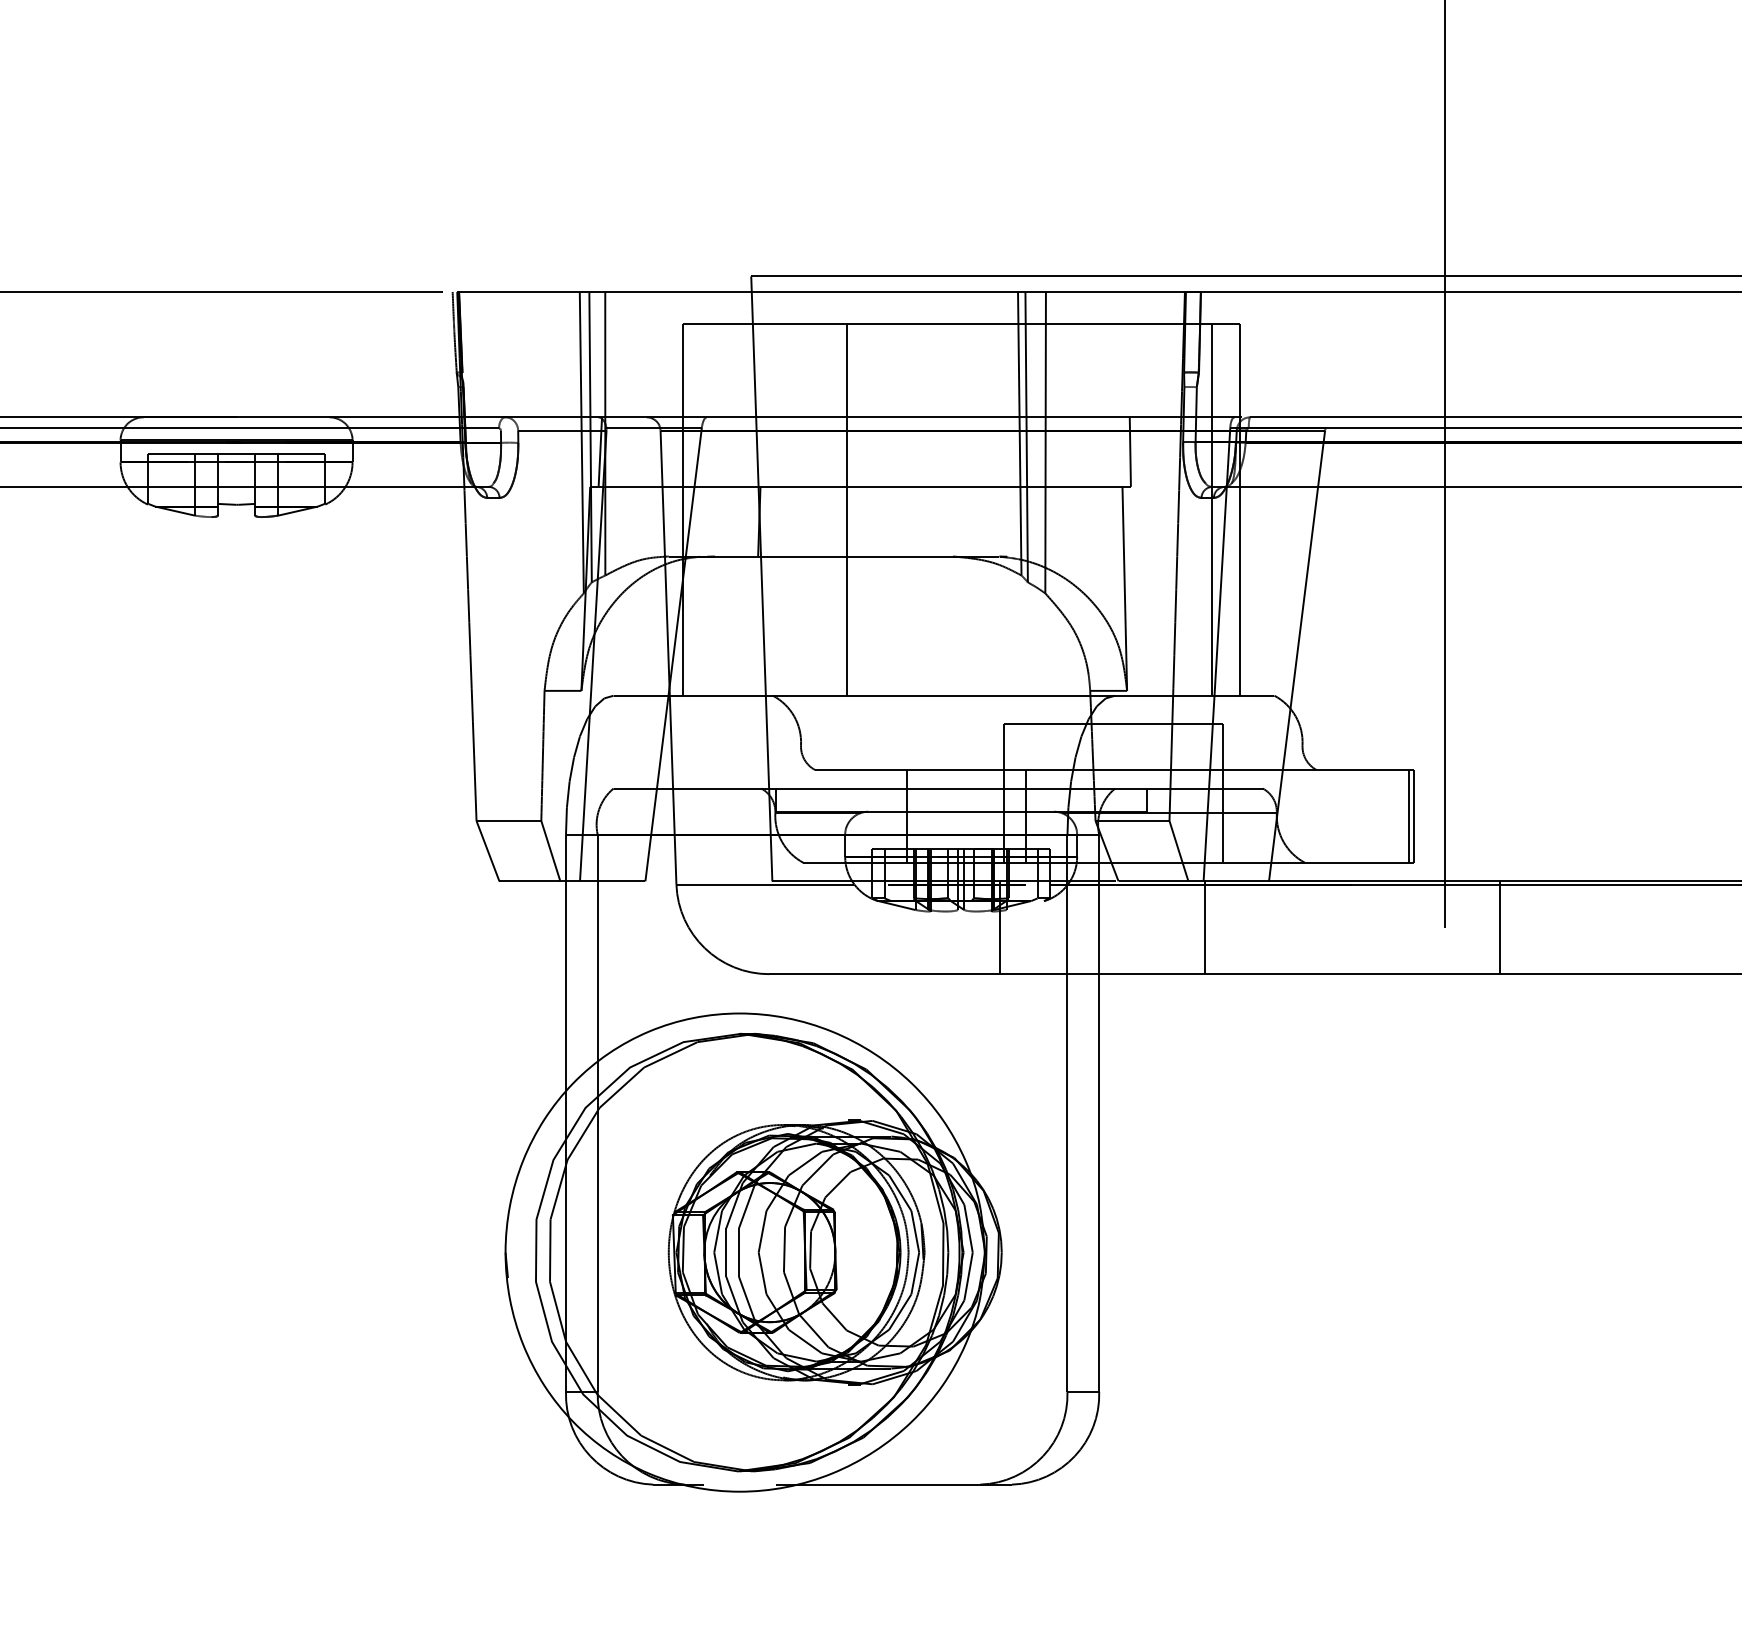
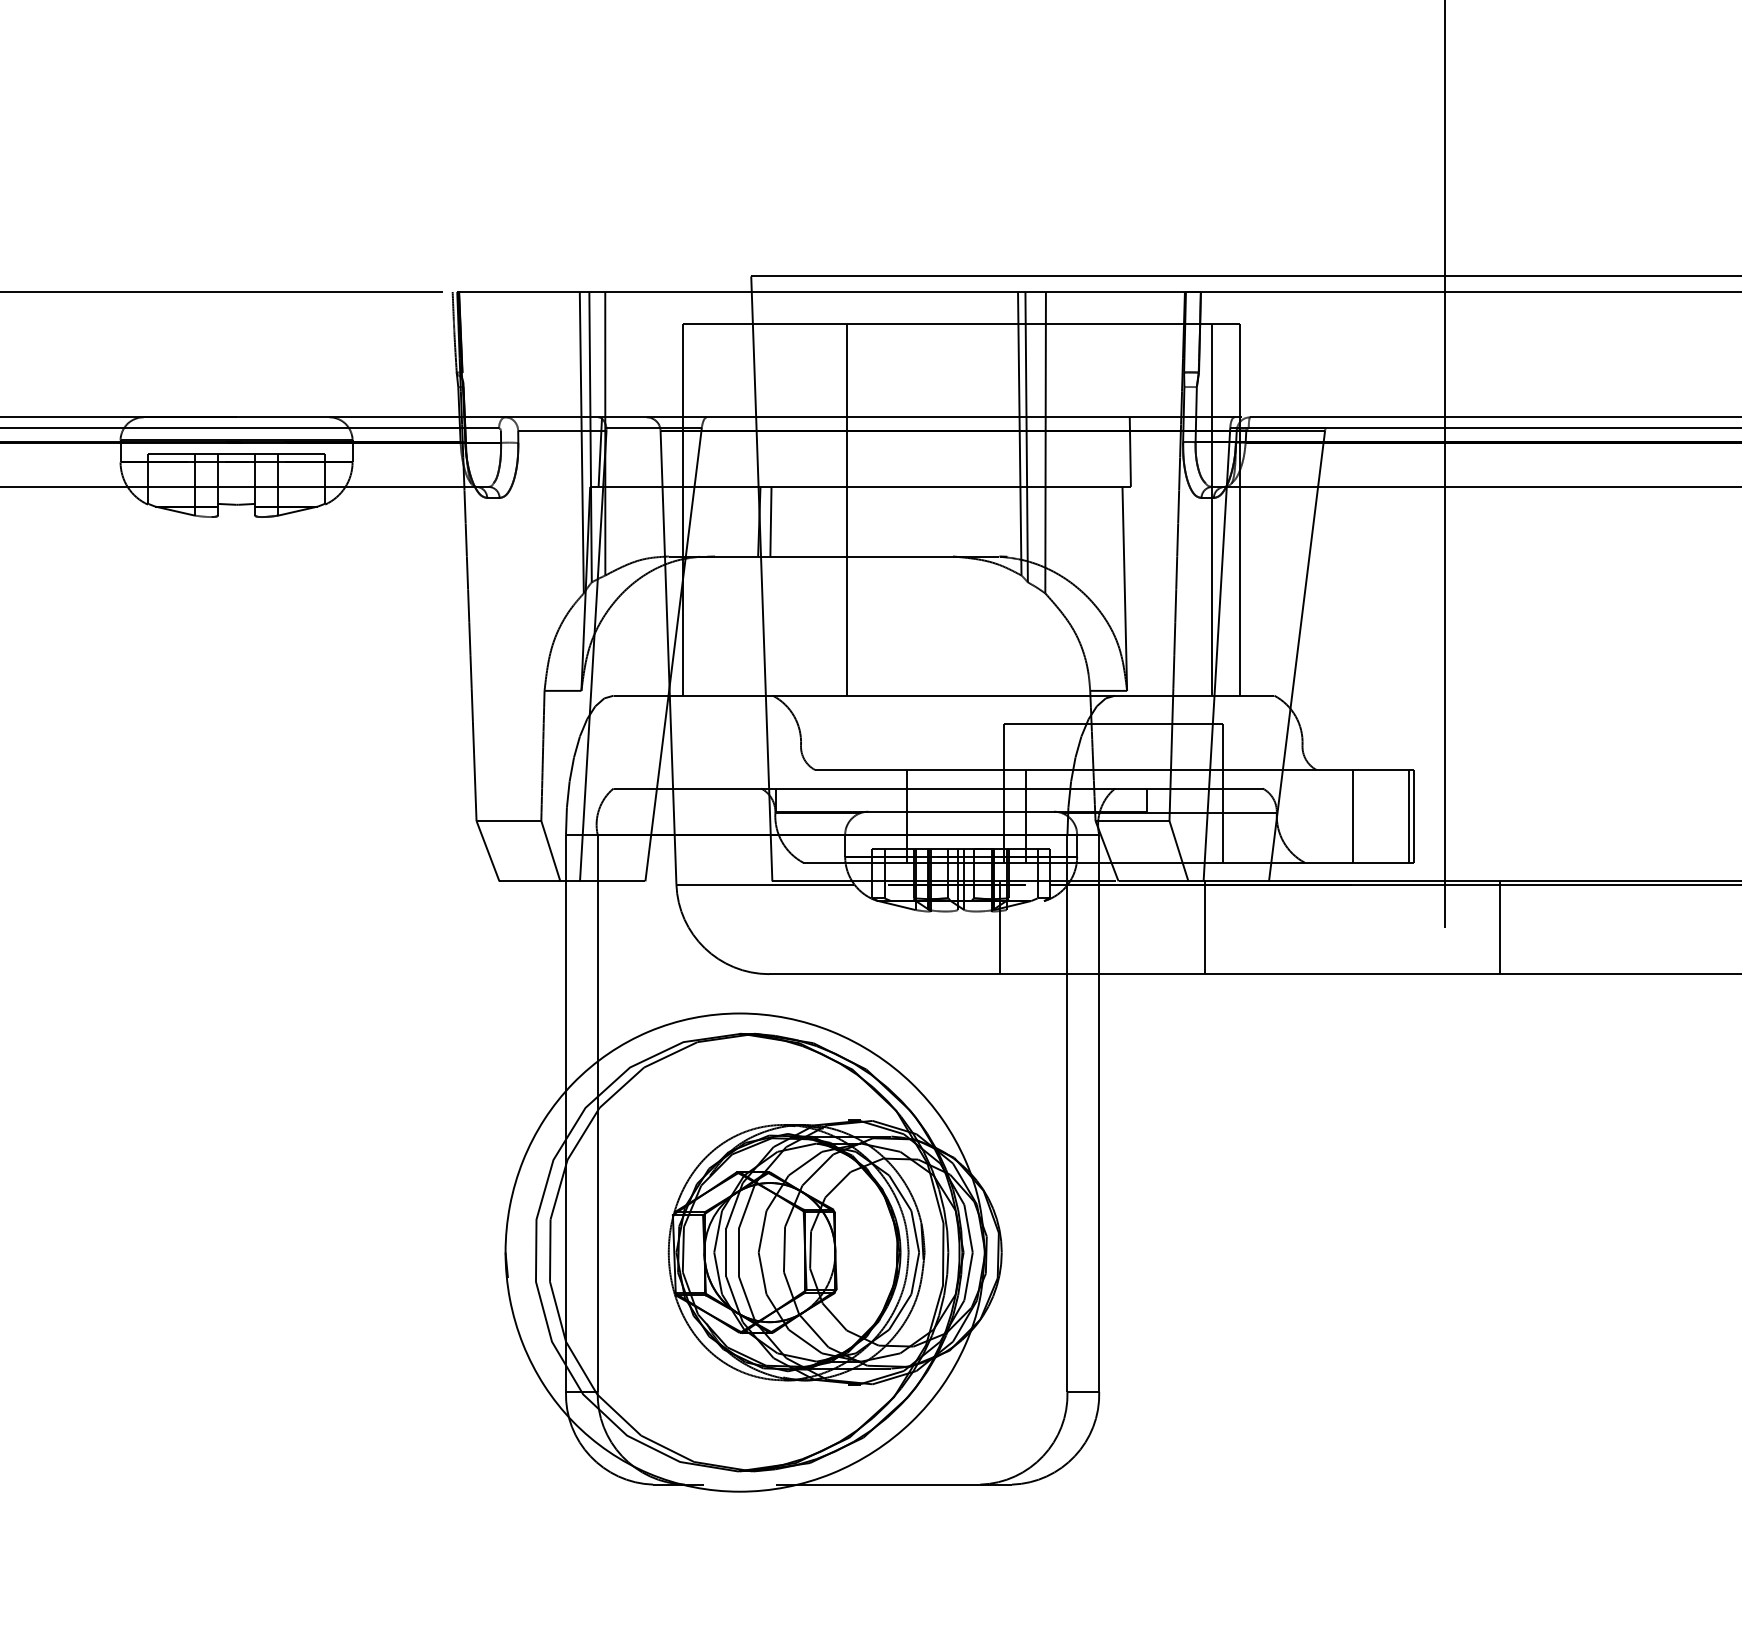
line: none -> present (770, 521)
line: none -> present (1353, 815)
